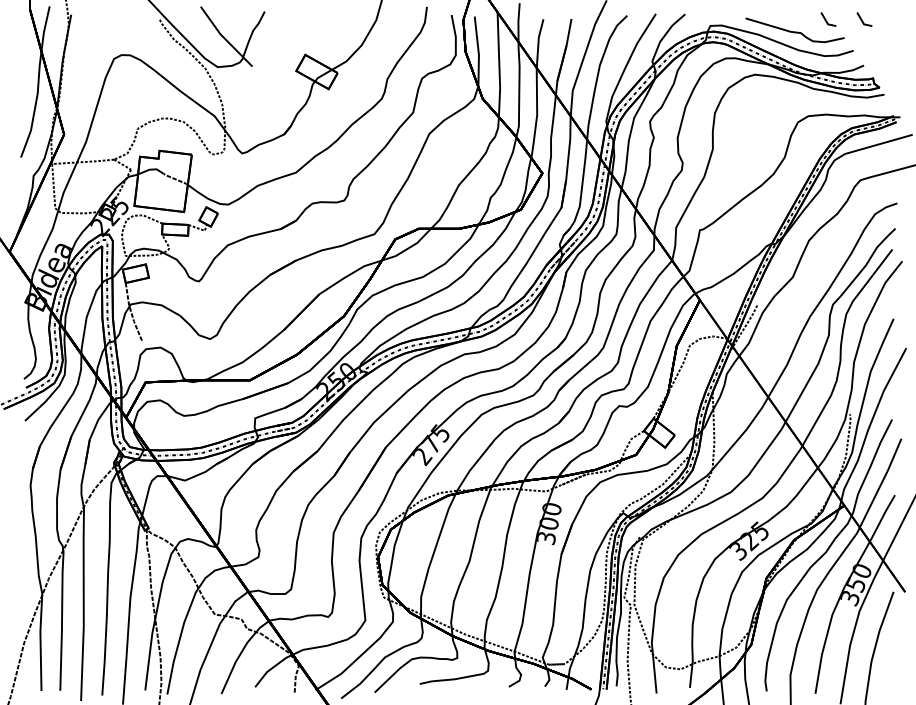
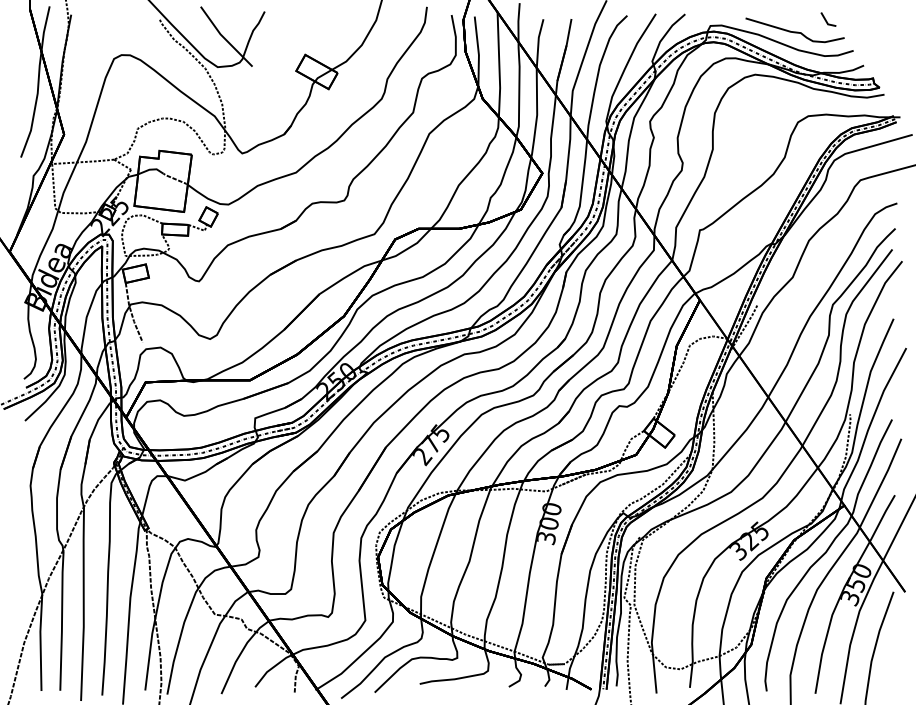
line: present -> none (862, 19)
